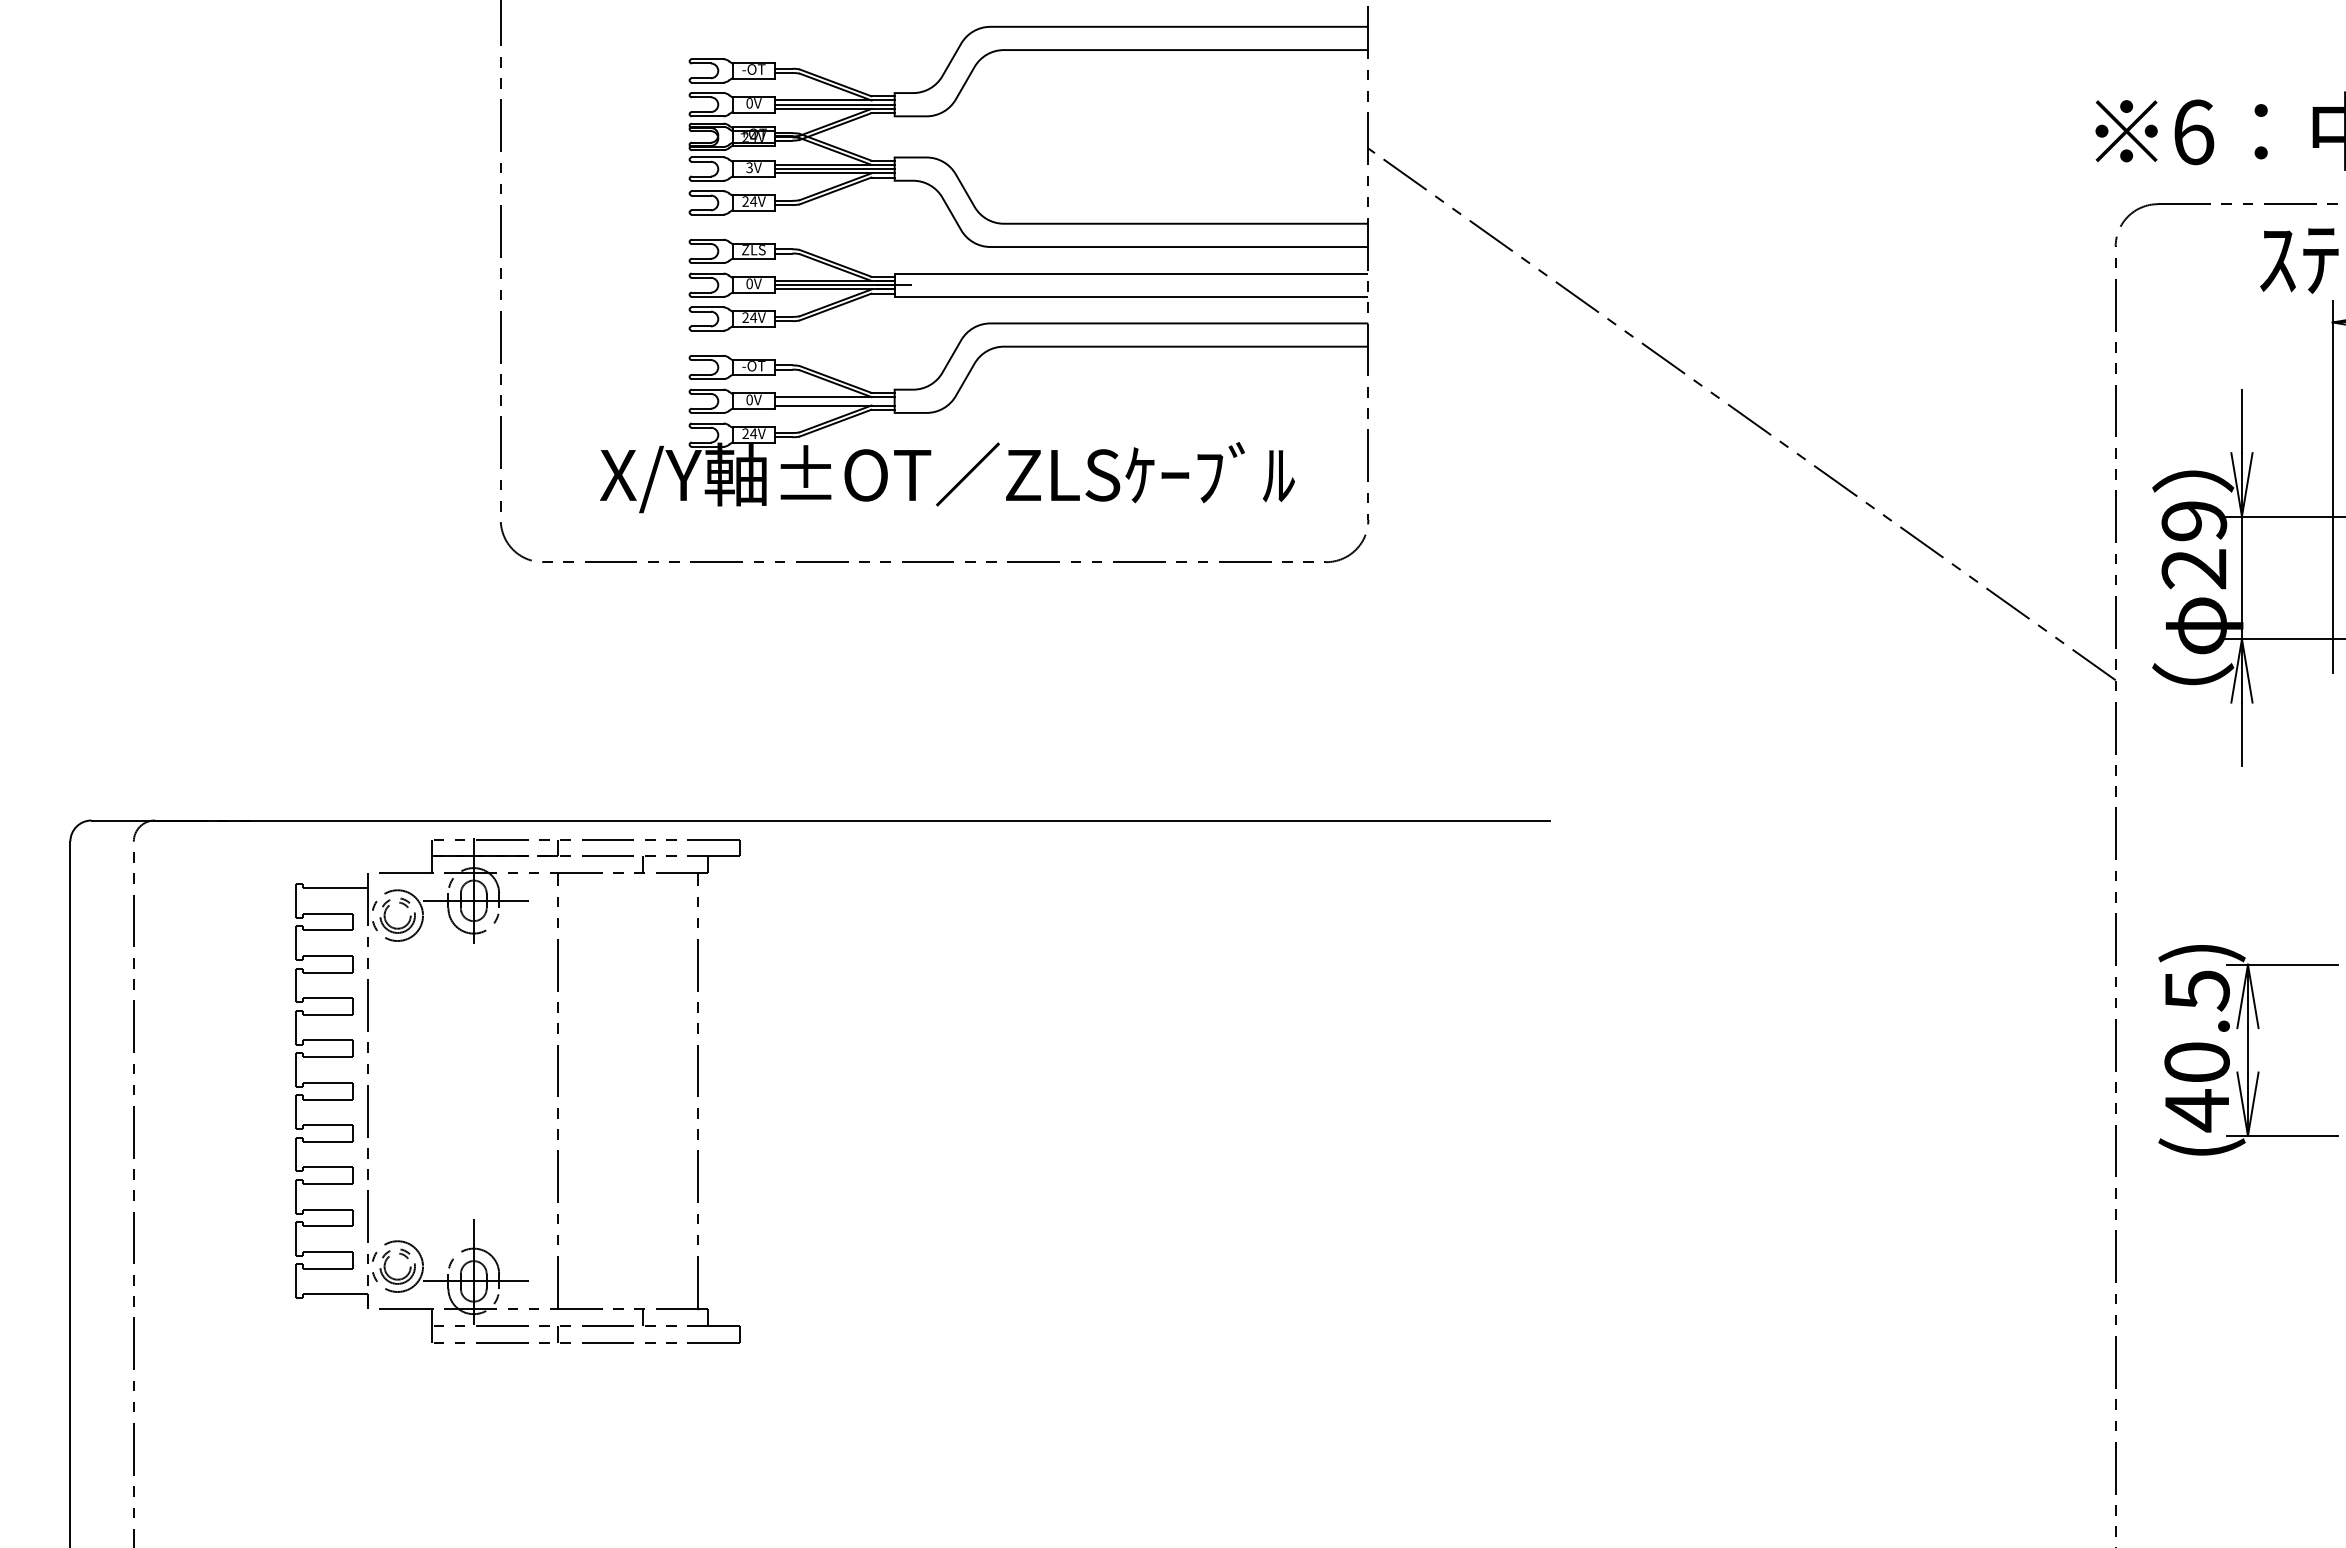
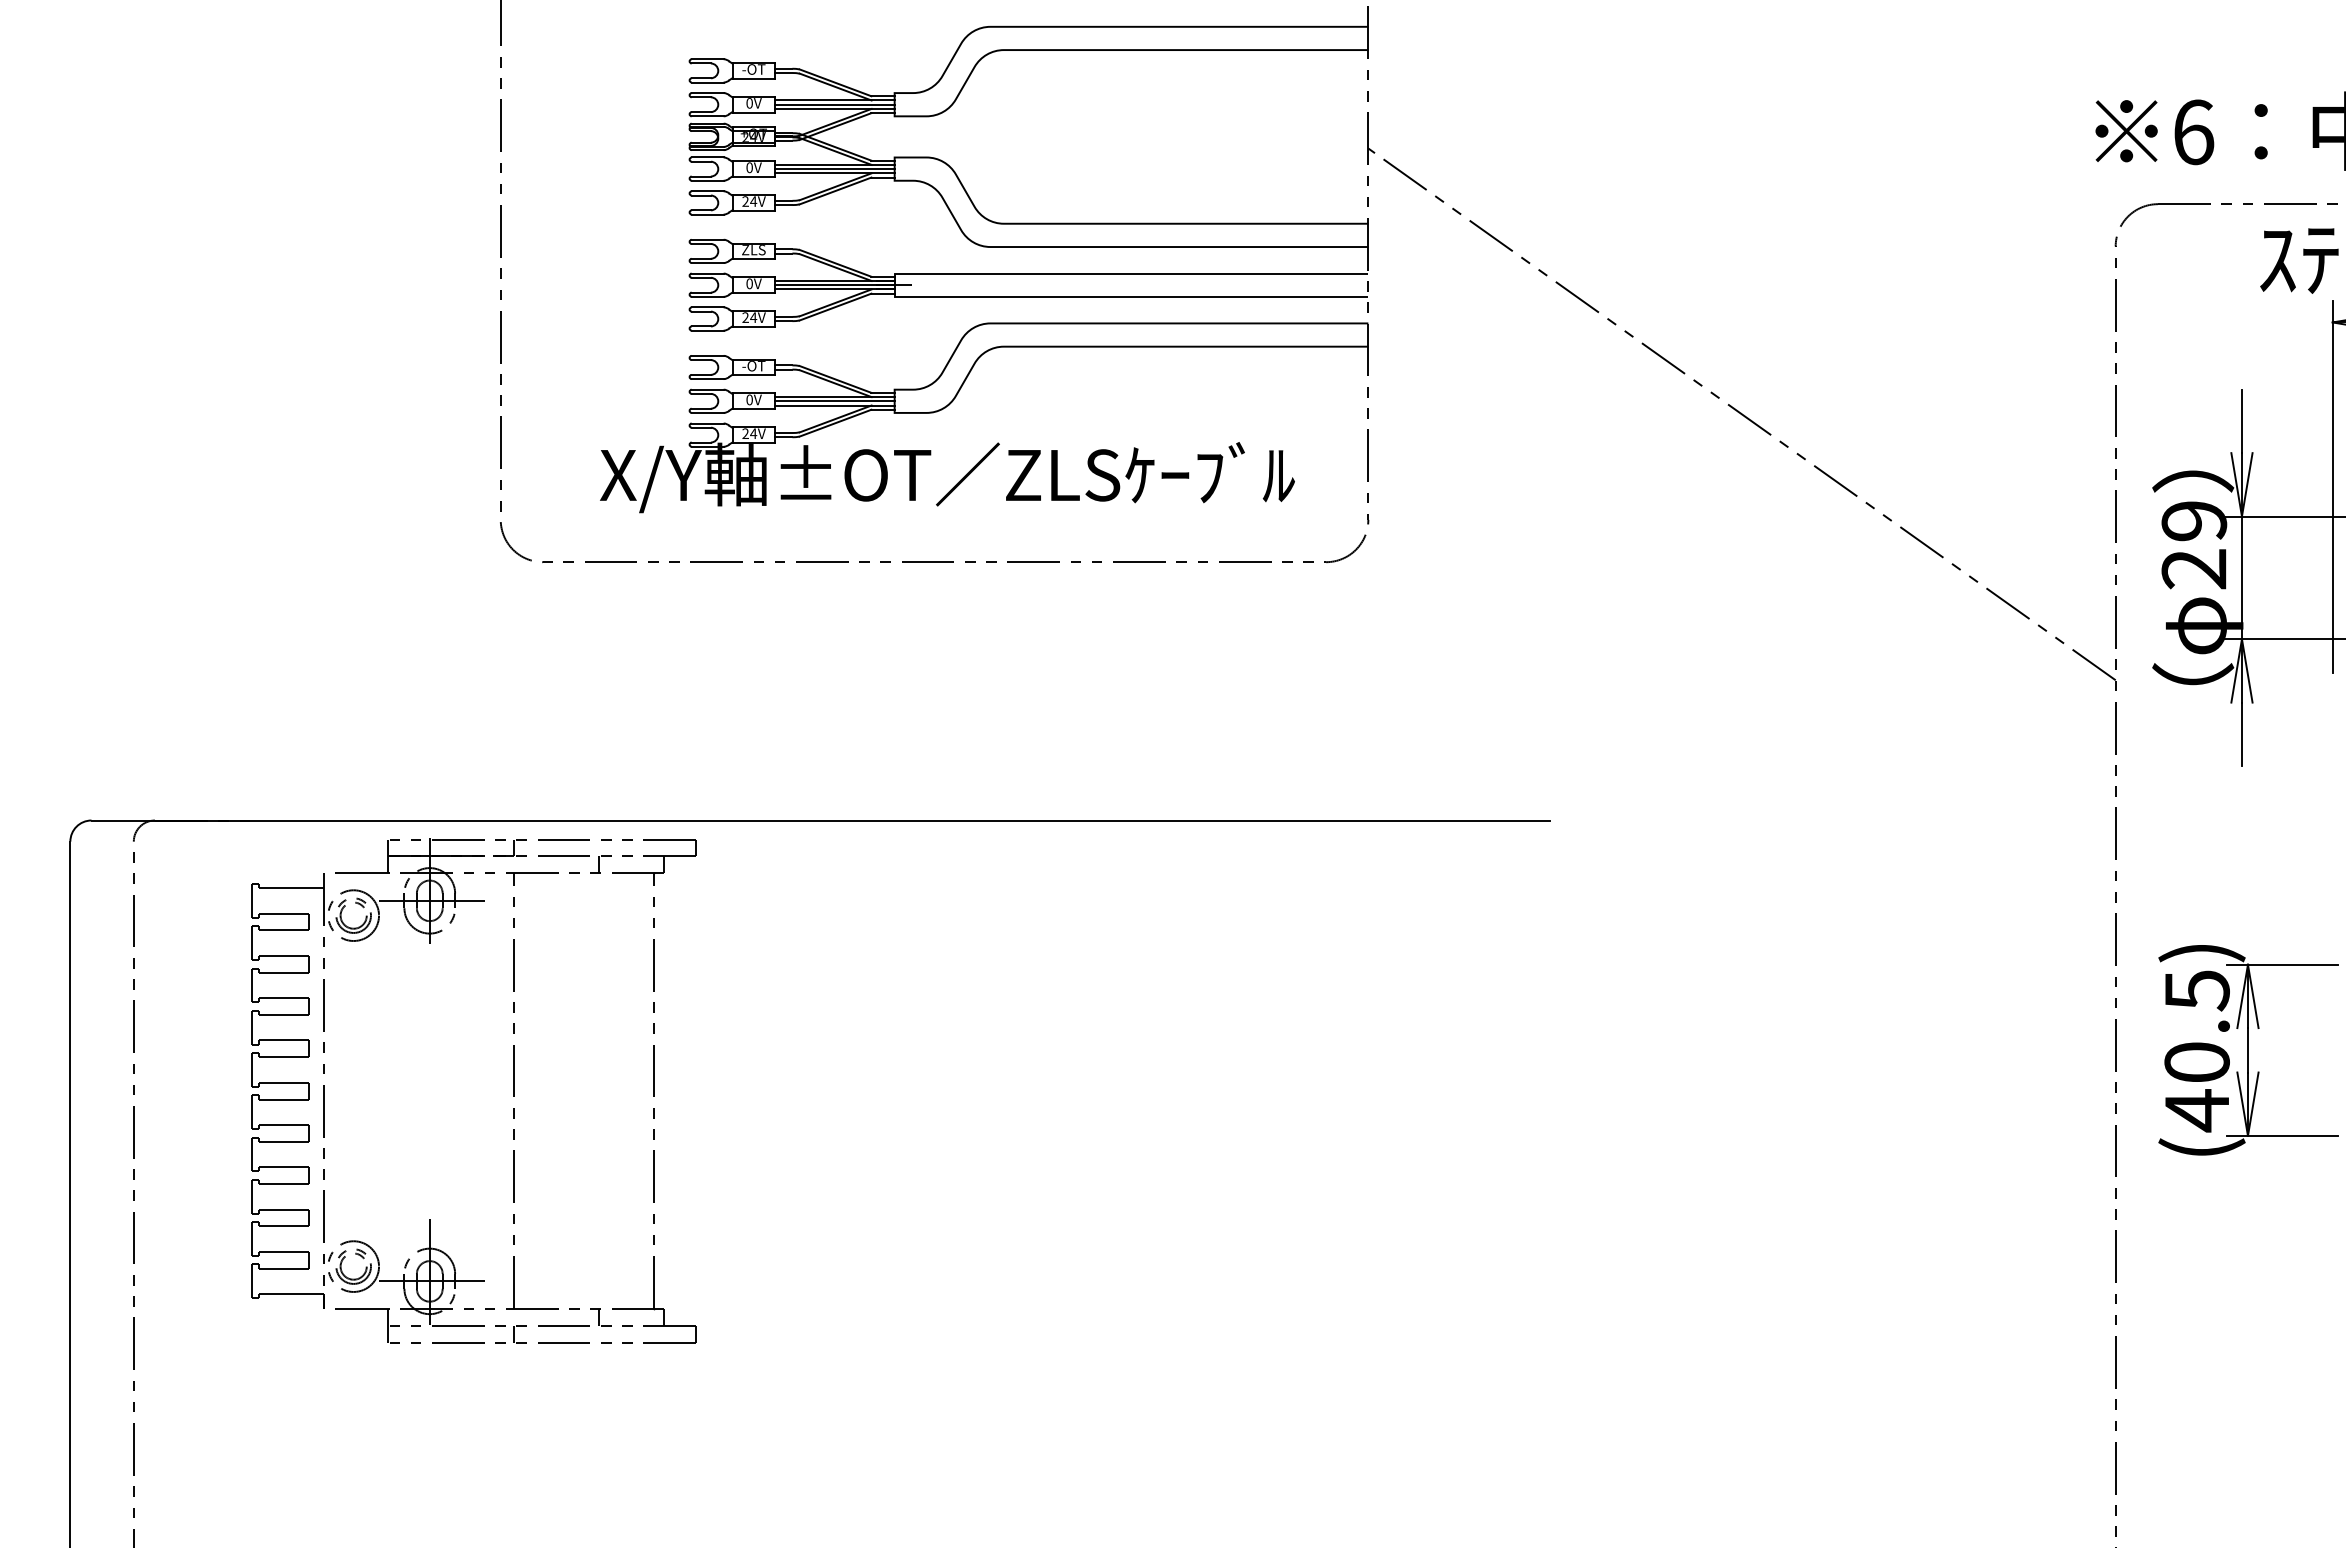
text: 3V -> 0V (749, 167)
line: none -> present (834, 401)
part position: (557, 1090) -> (513, 1090) (513, 1090)
